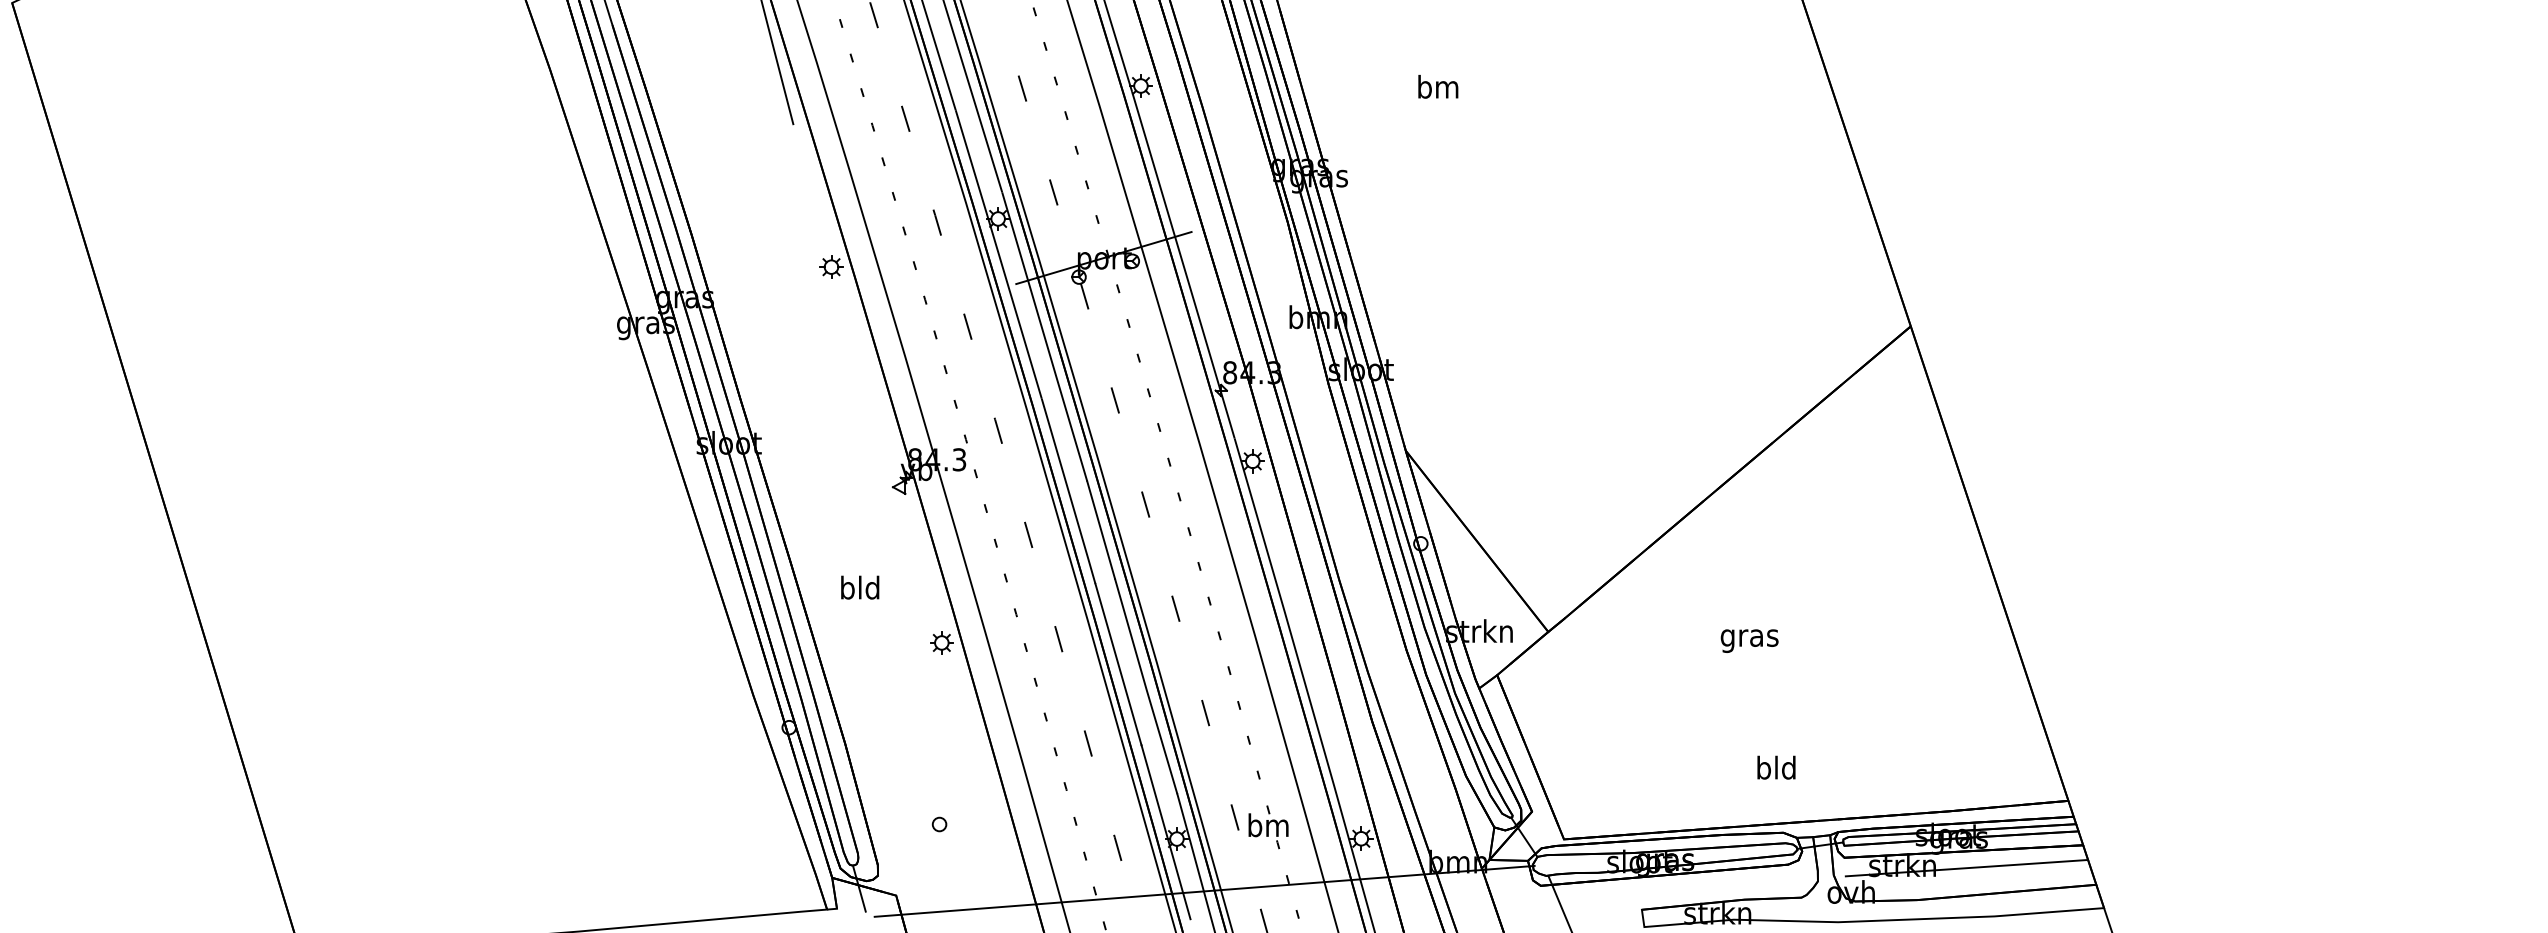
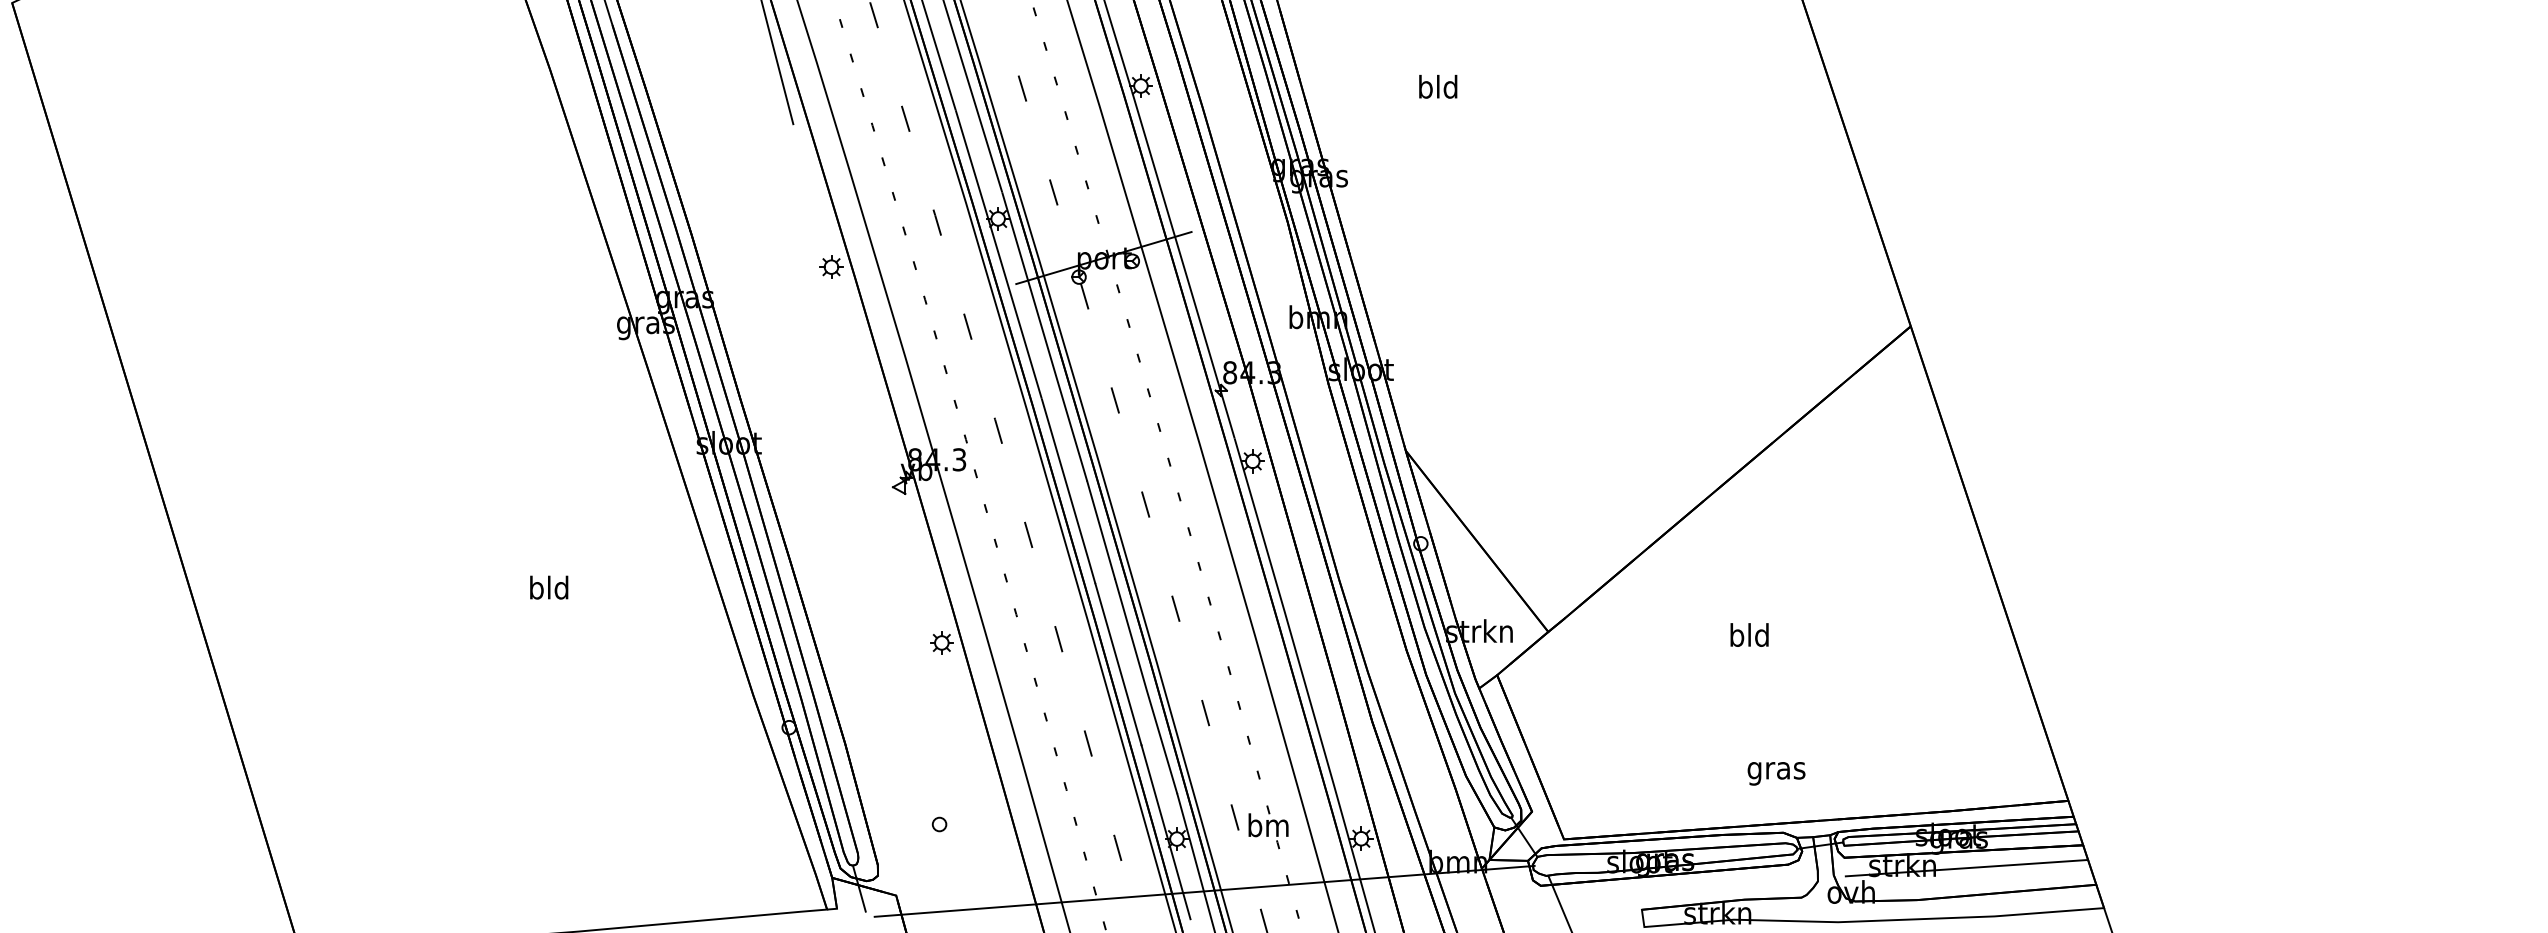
text: bm -> bld (1438, 86)
text position: (860, 587) -> (549, 587) (549, 587)
text: gras -> bld (1749, 637)
text: bld -> gras (1776, 770)
